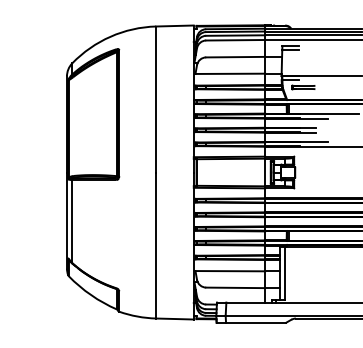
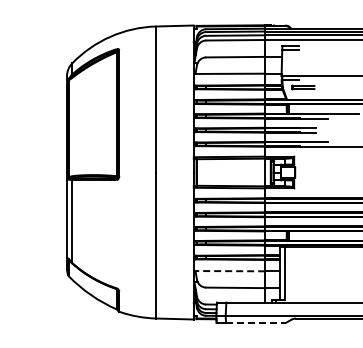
line: solid -> dashed (230, 271)
line: solid -> dashed (256, 322)
